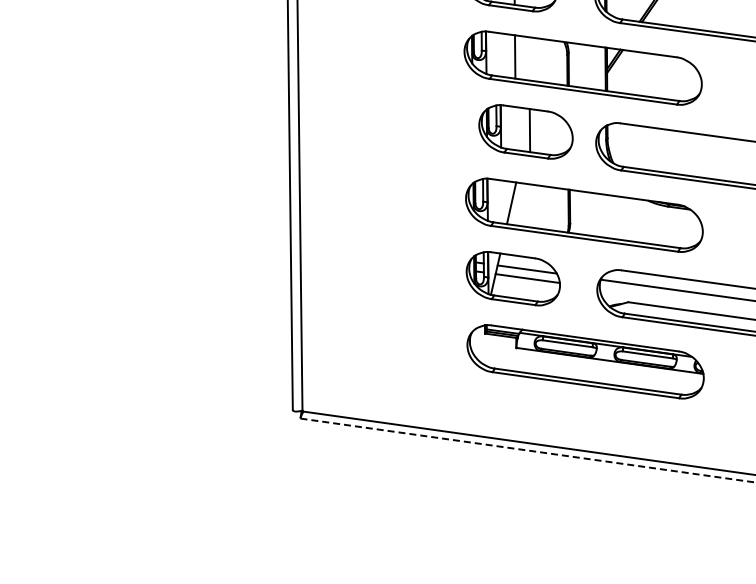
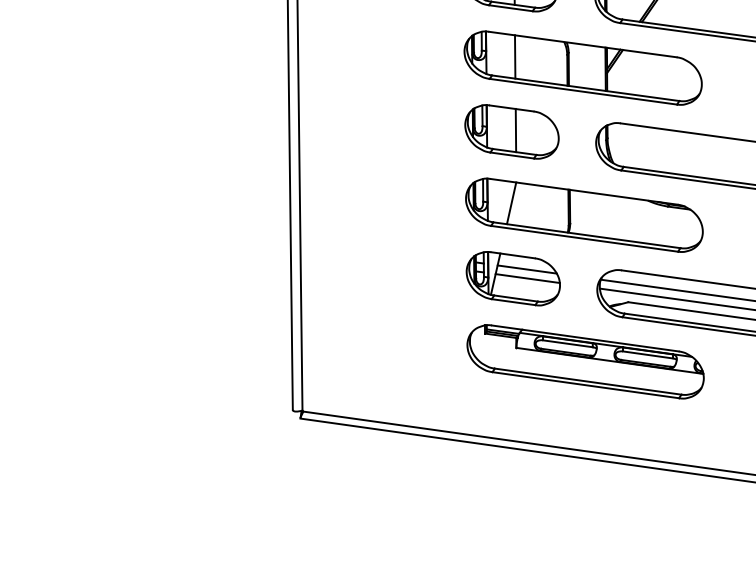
part position: (525, 131) -> (511, 131) (511, 131)
line: none -> present (675, 298)
line: dashed -> solid (528, 450)
